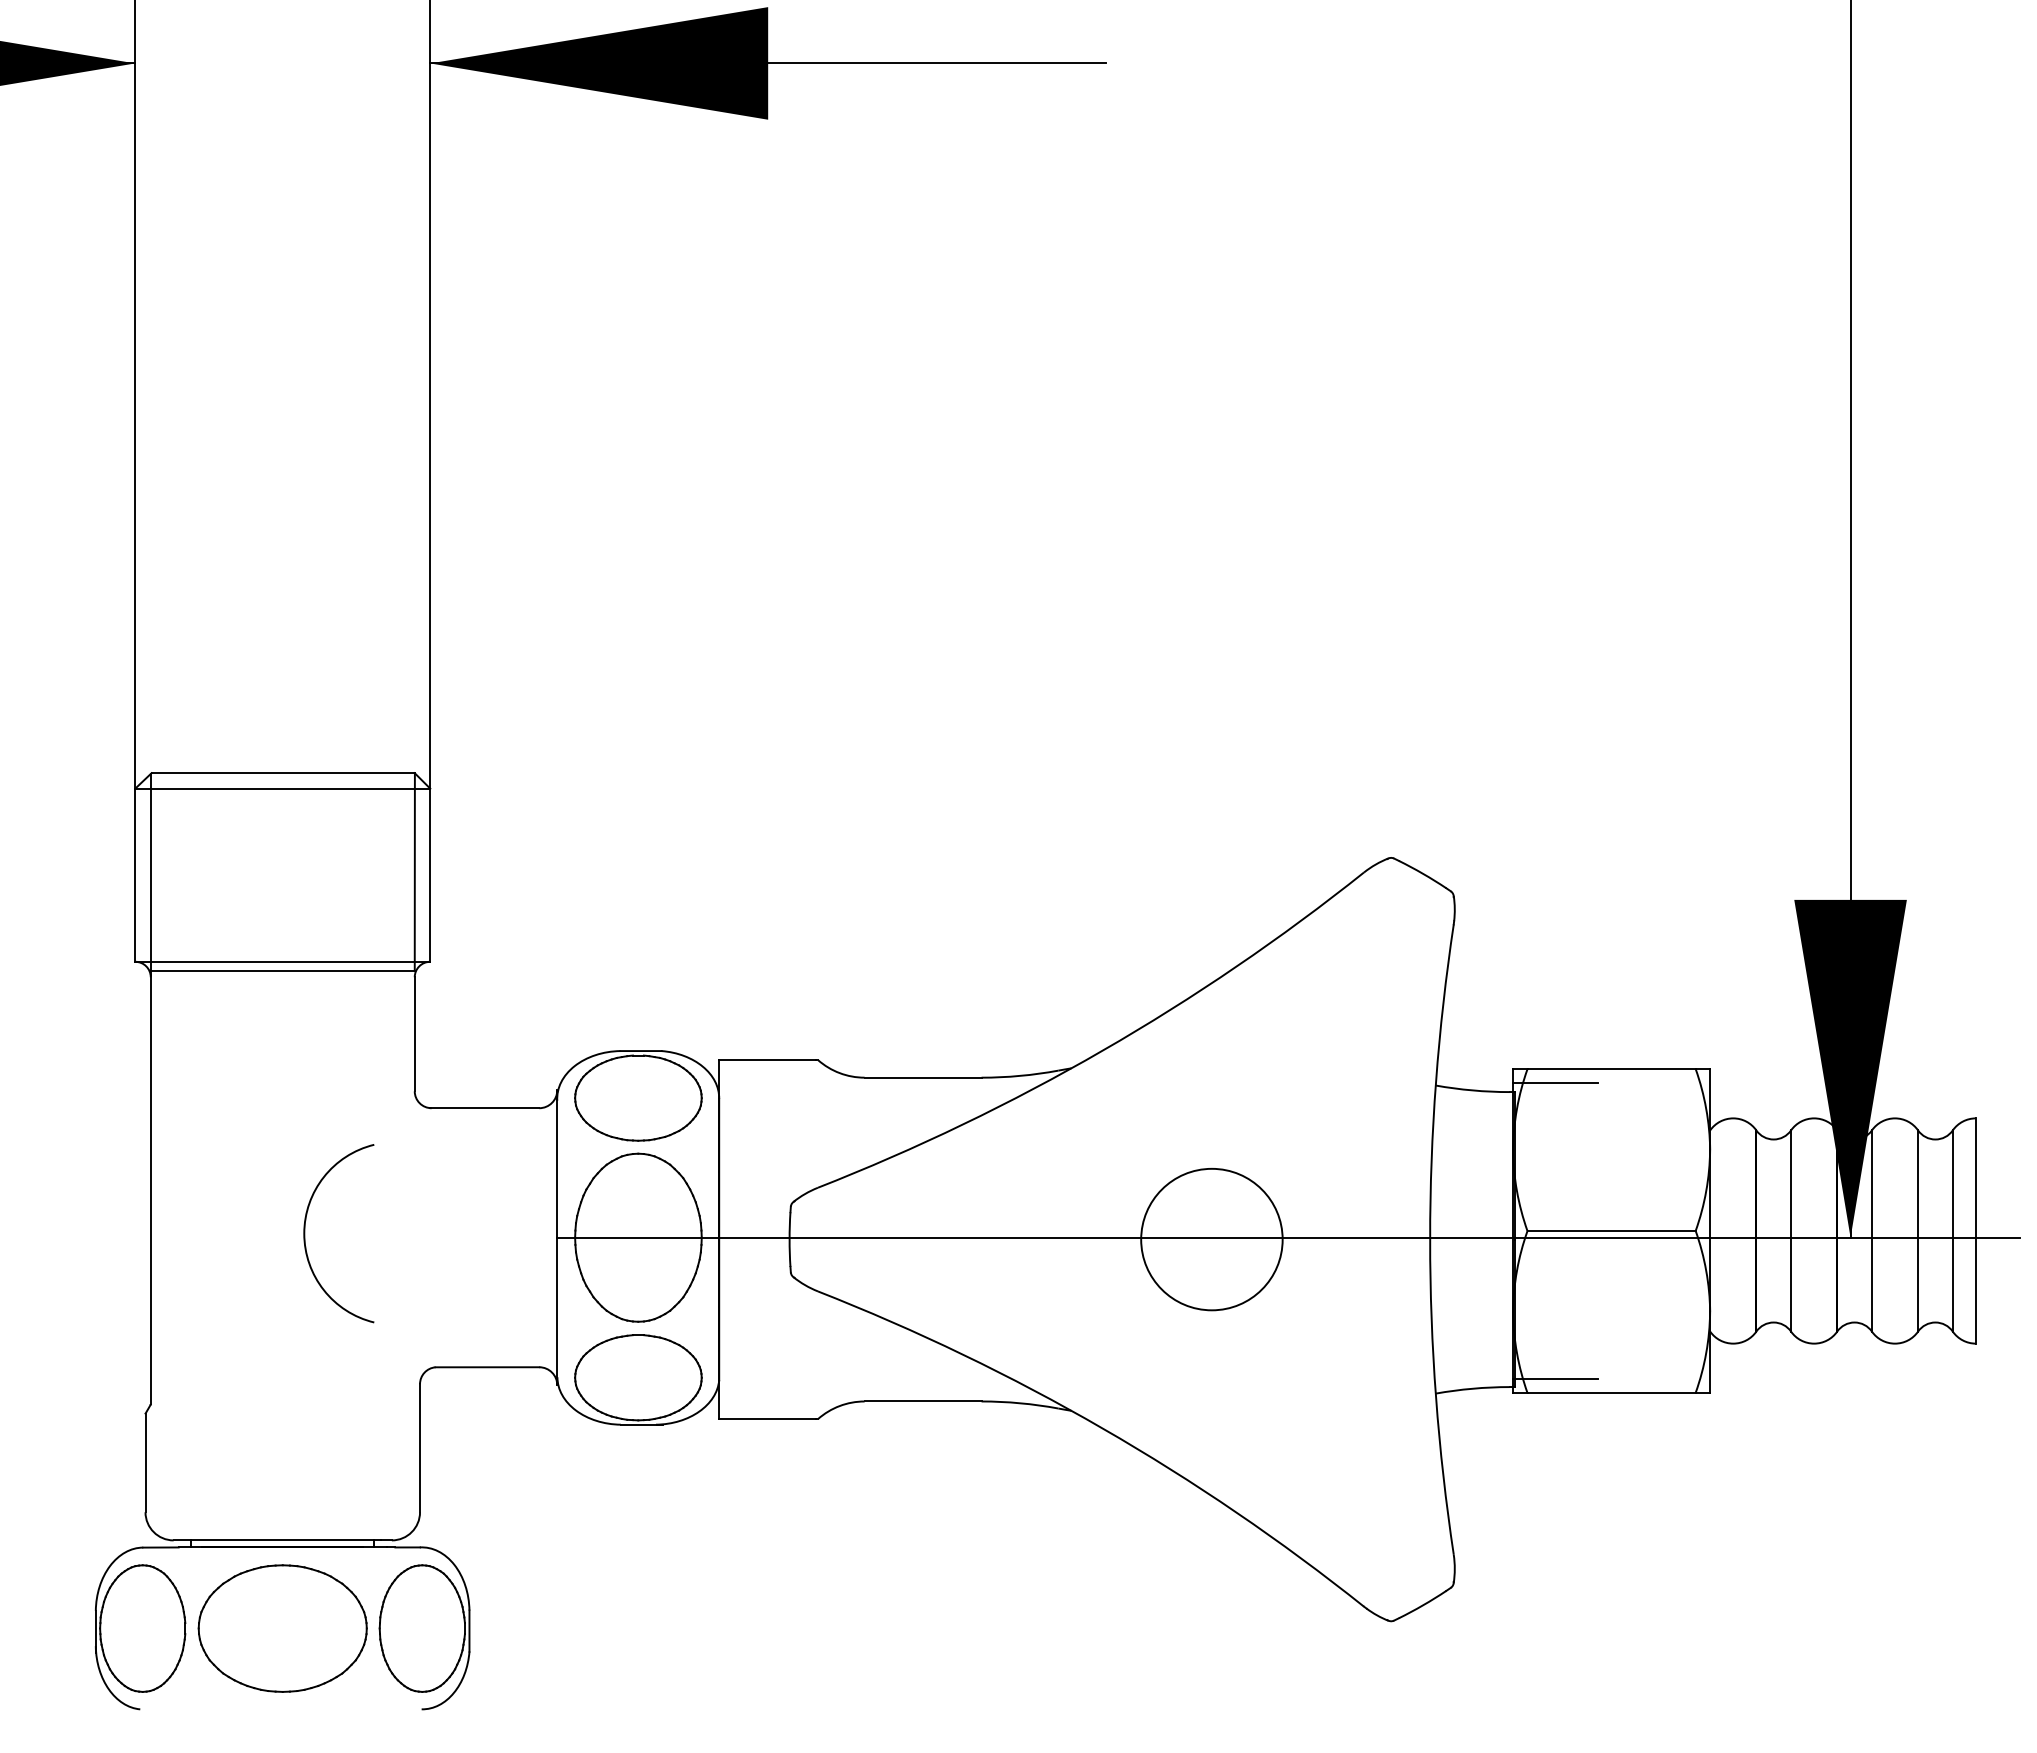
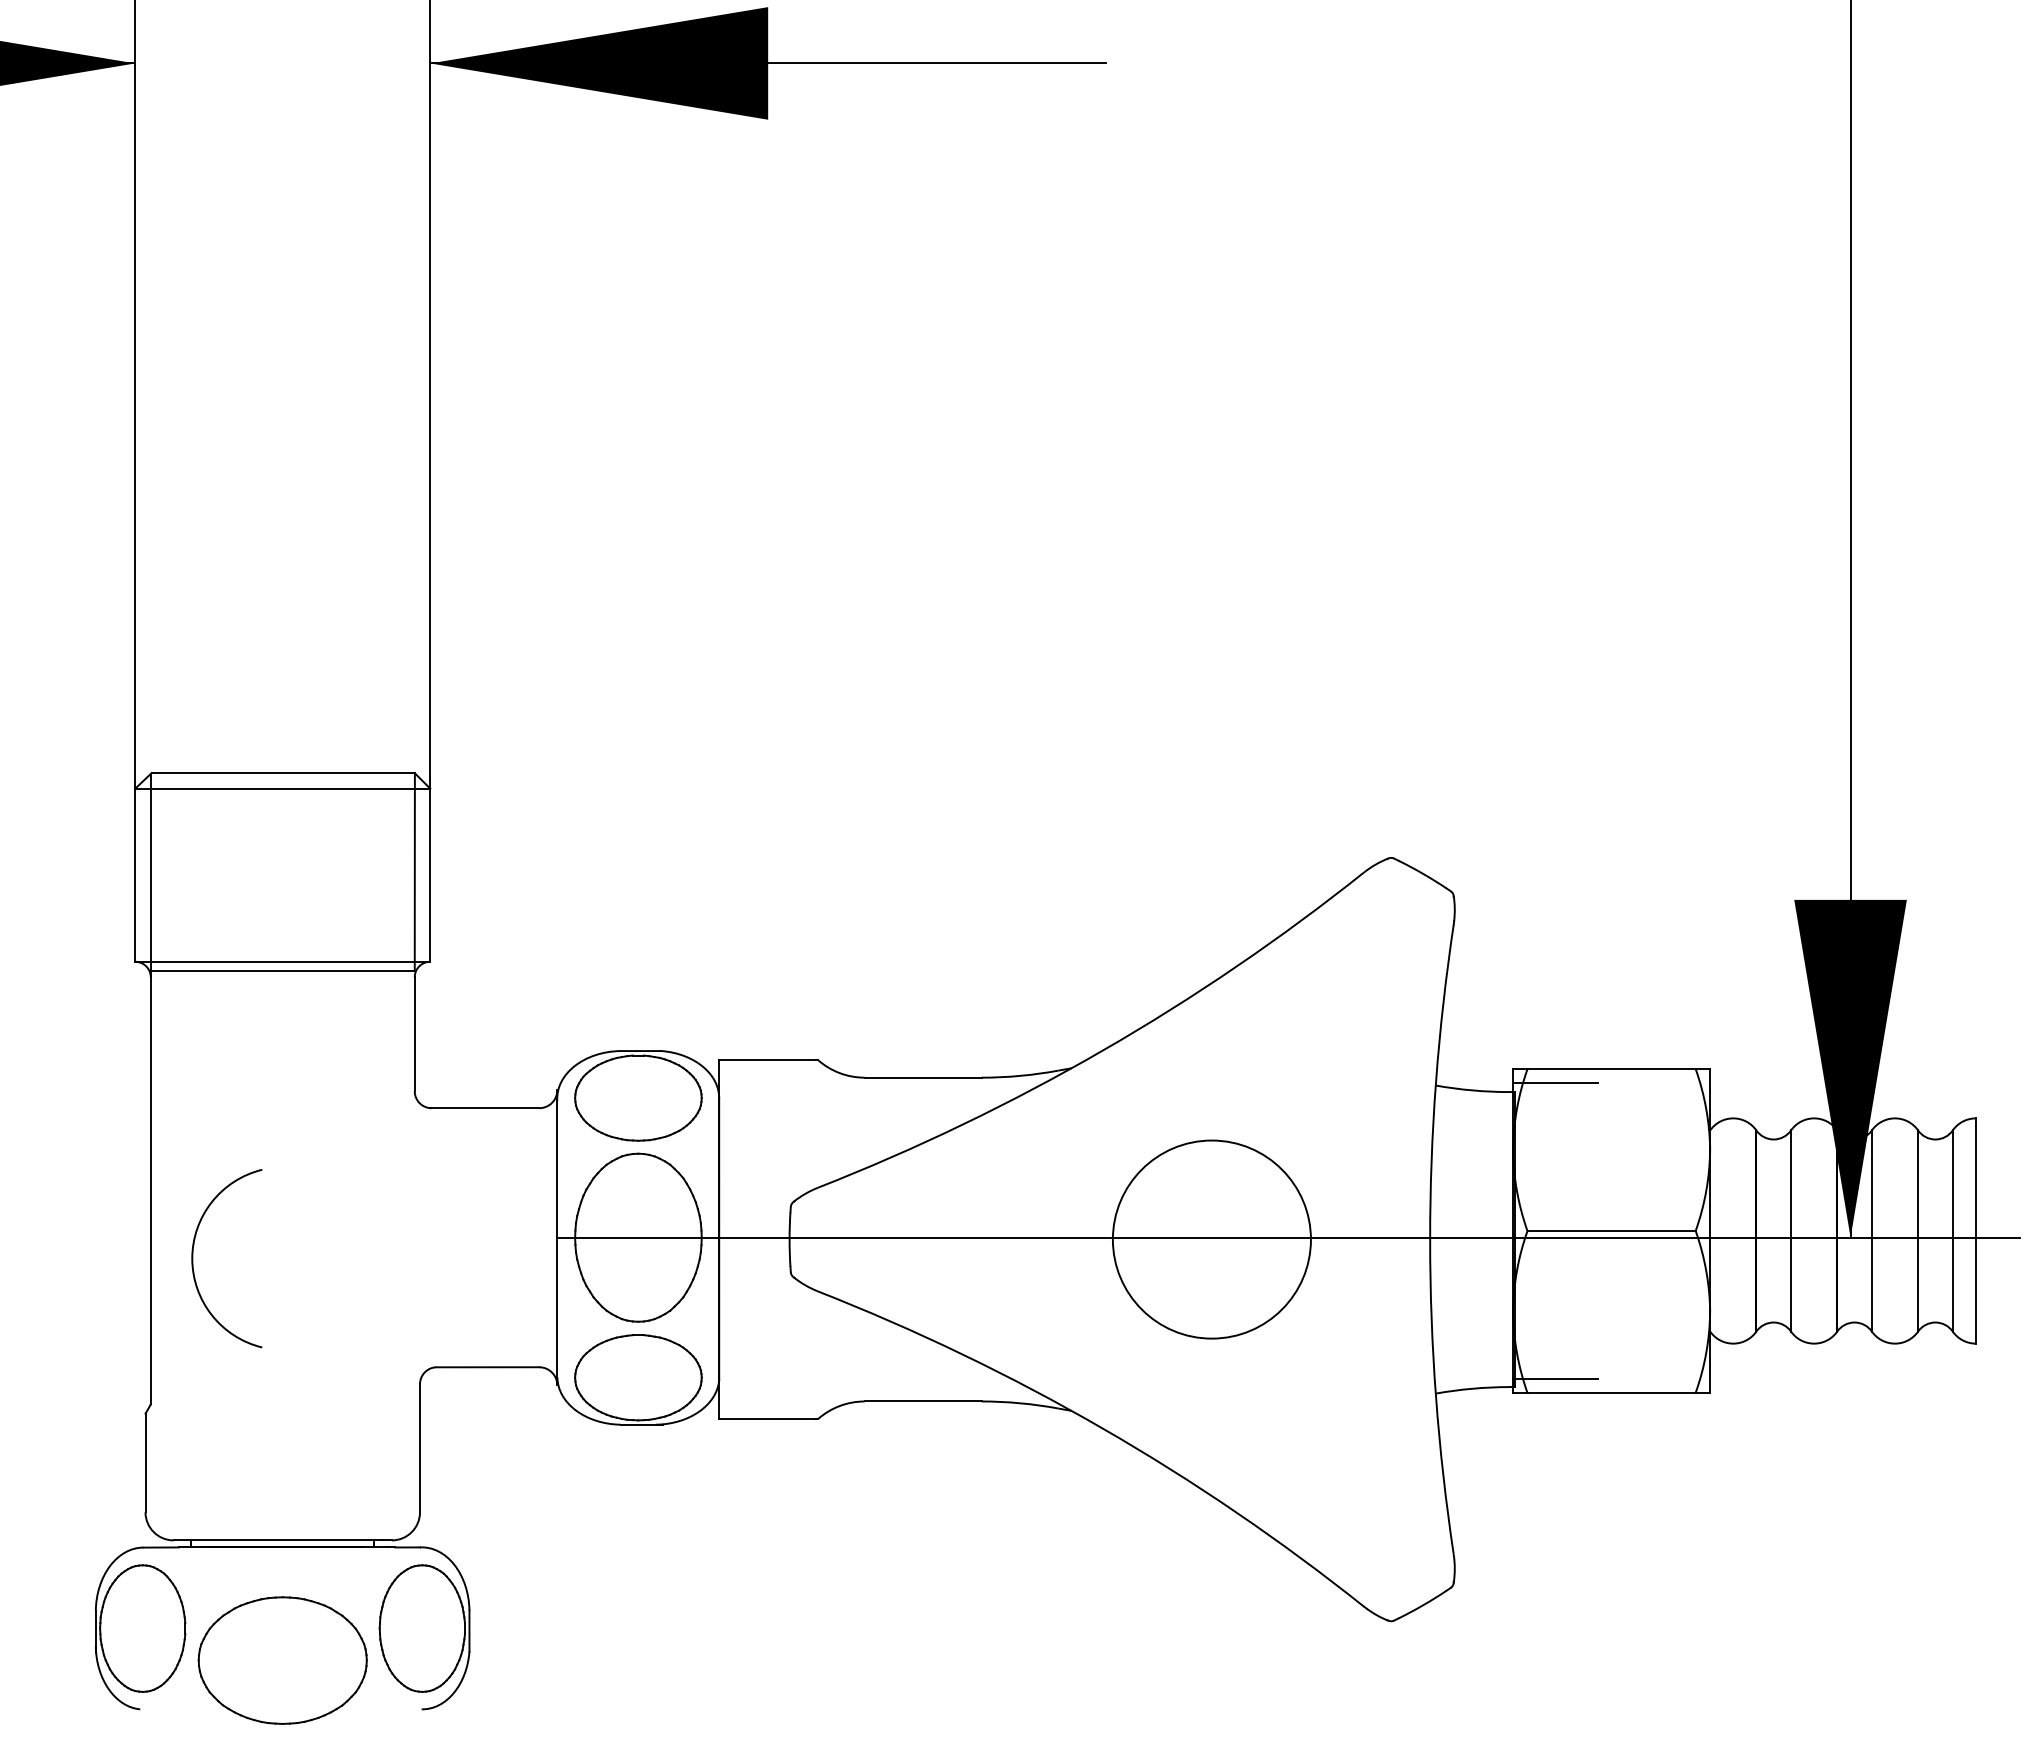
arc position: (305, 1233) -> (193, 1258) (193, 1258)
circle diameter: 141 px -> 198 px (1211, 1239)
part position: (282, 1628) -> (282, 1660) (282, 1660)
